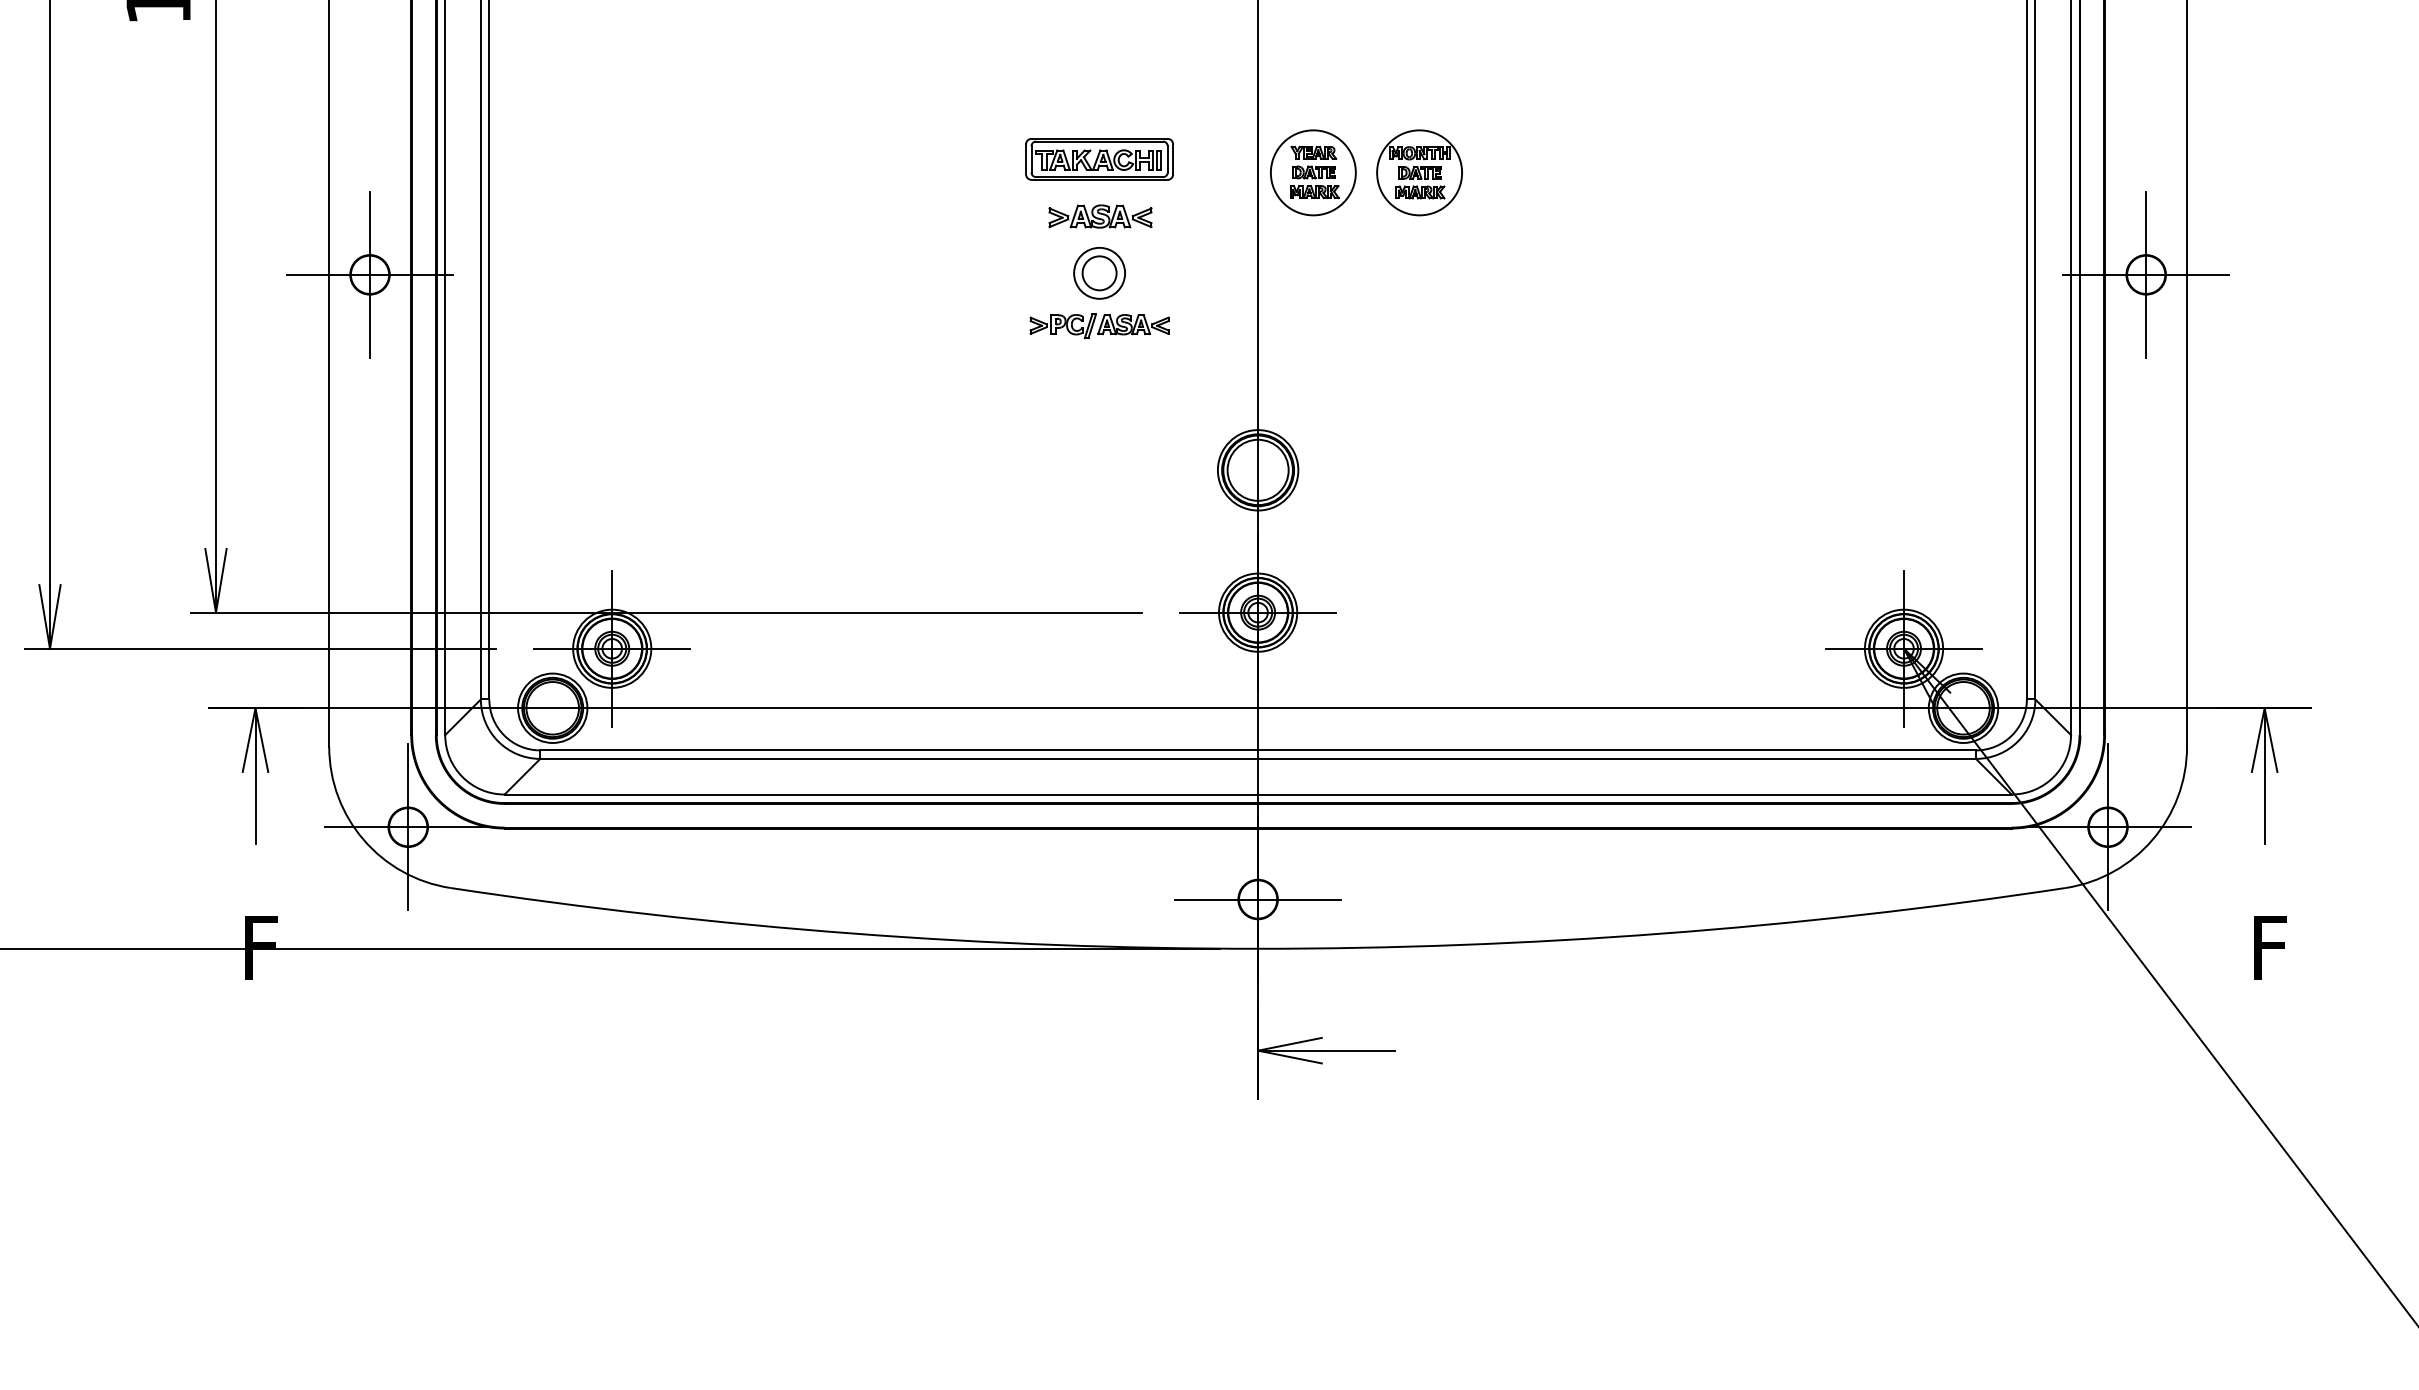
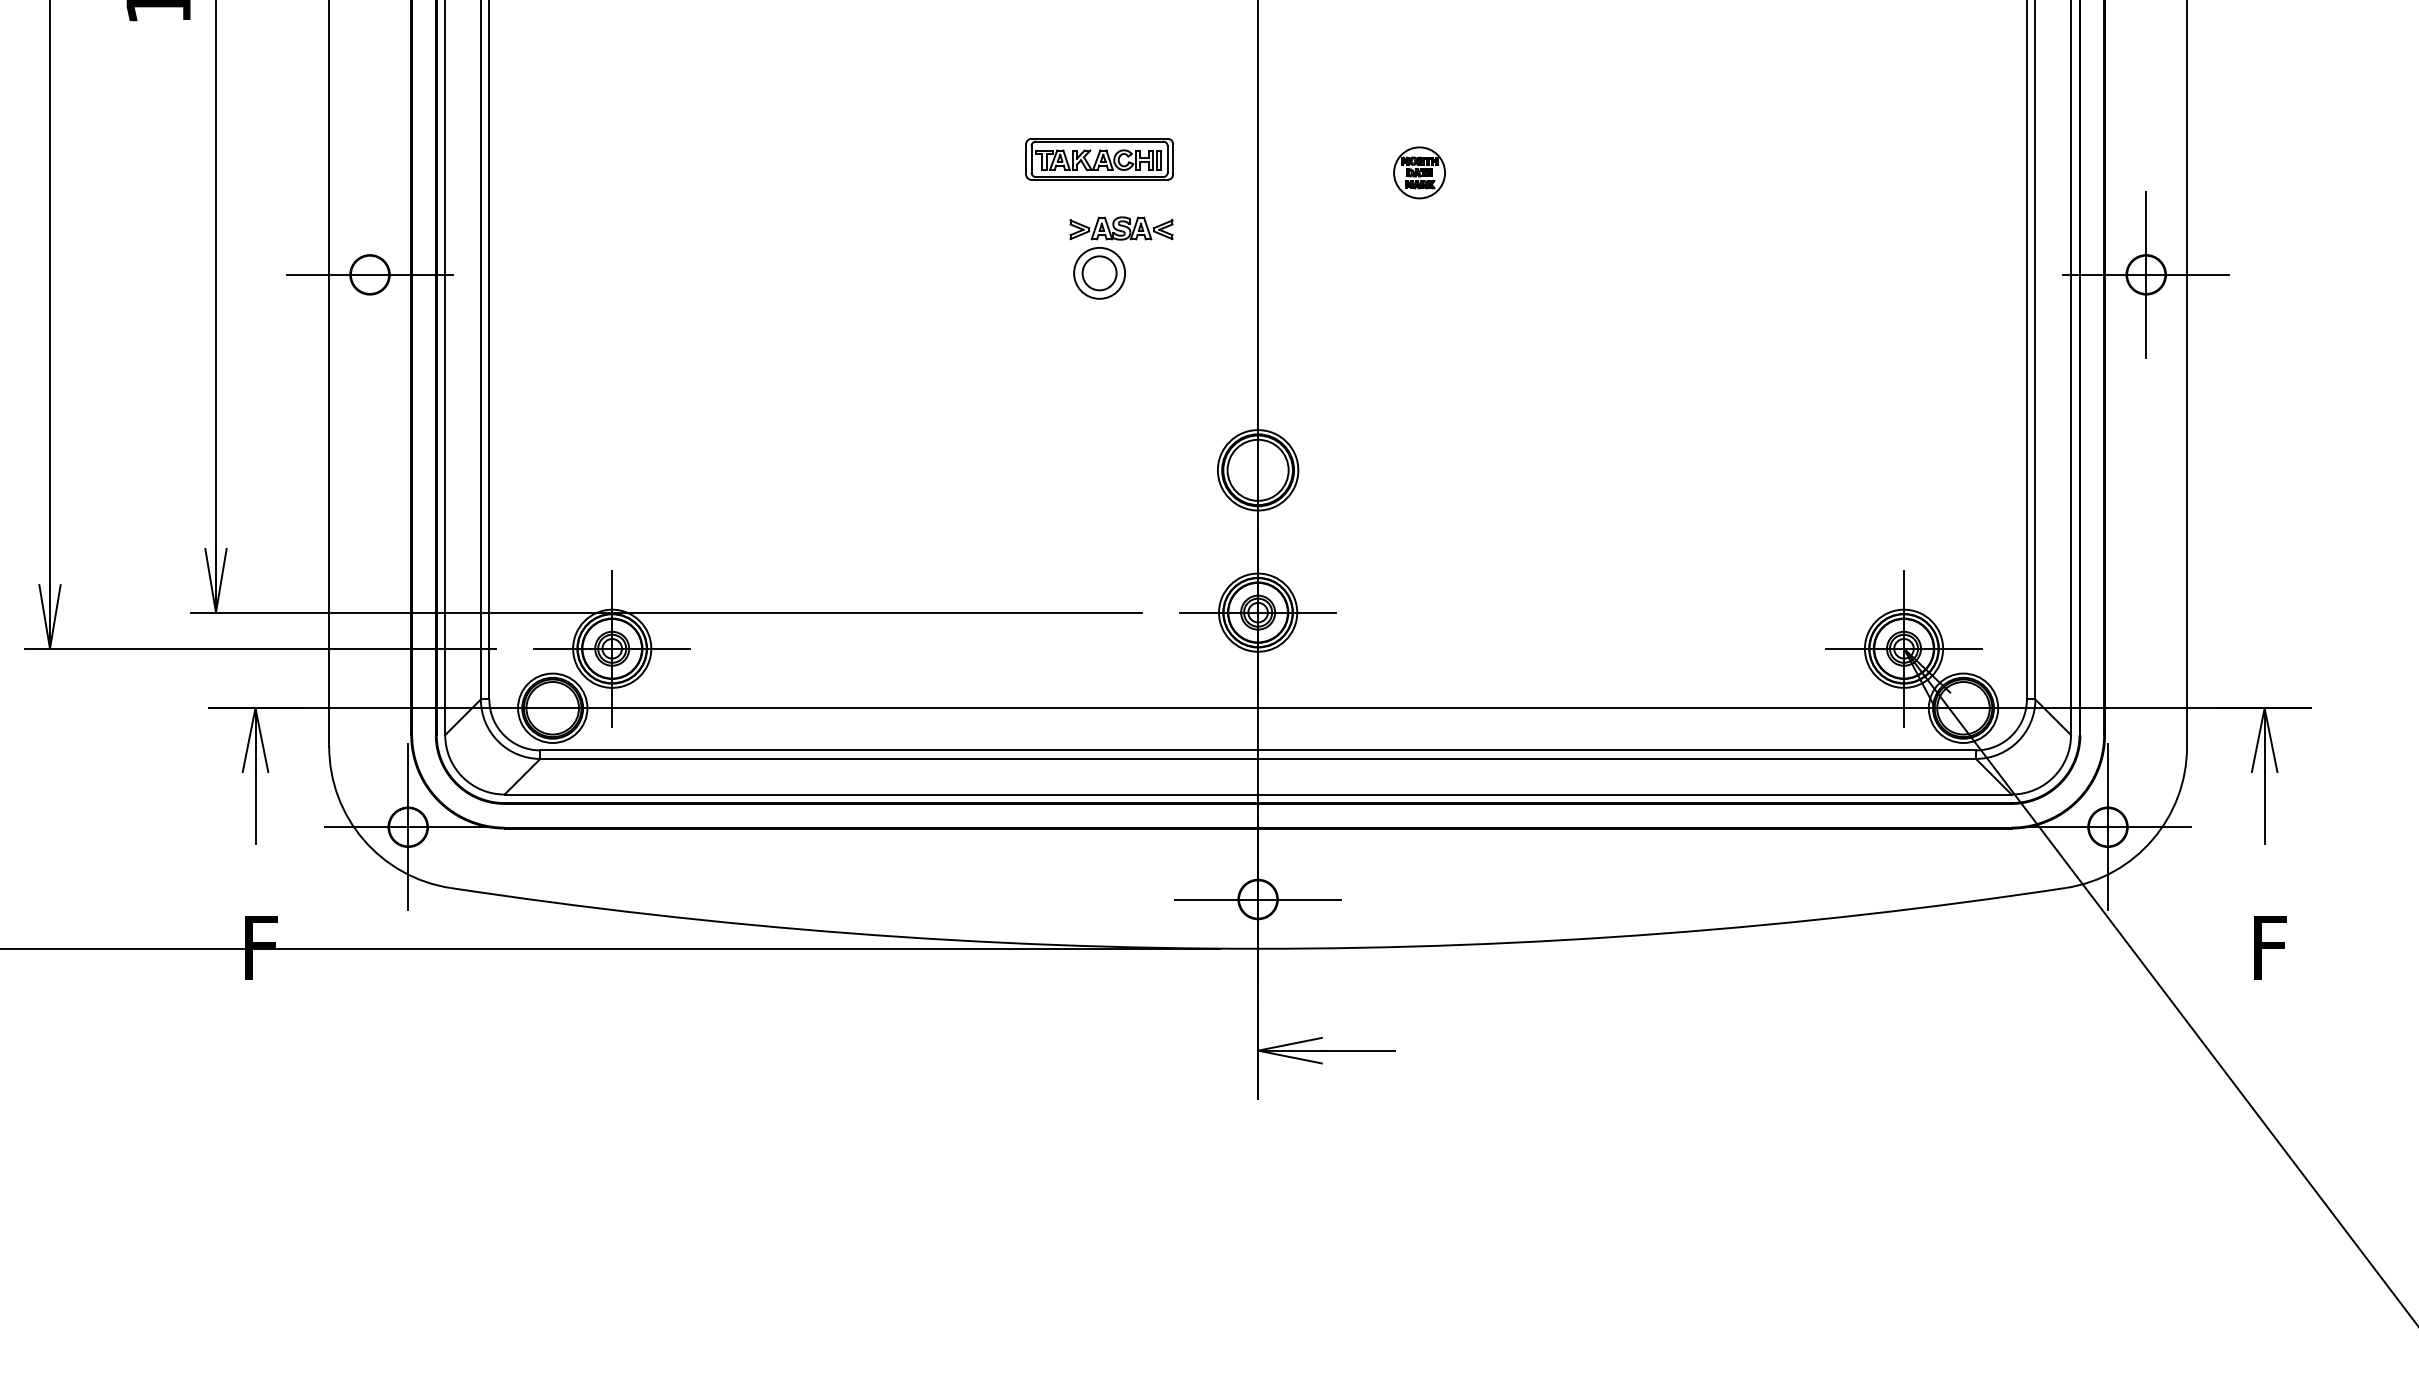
part: present -> none (1313, 172)
part size: 87x88 px -> 53x54 px (1419, 172)
part position: (1100, 216) -> (1121, 228) (1121, 228)
line: present -> none (370, 274)
part: present -> none (1099, 326)
